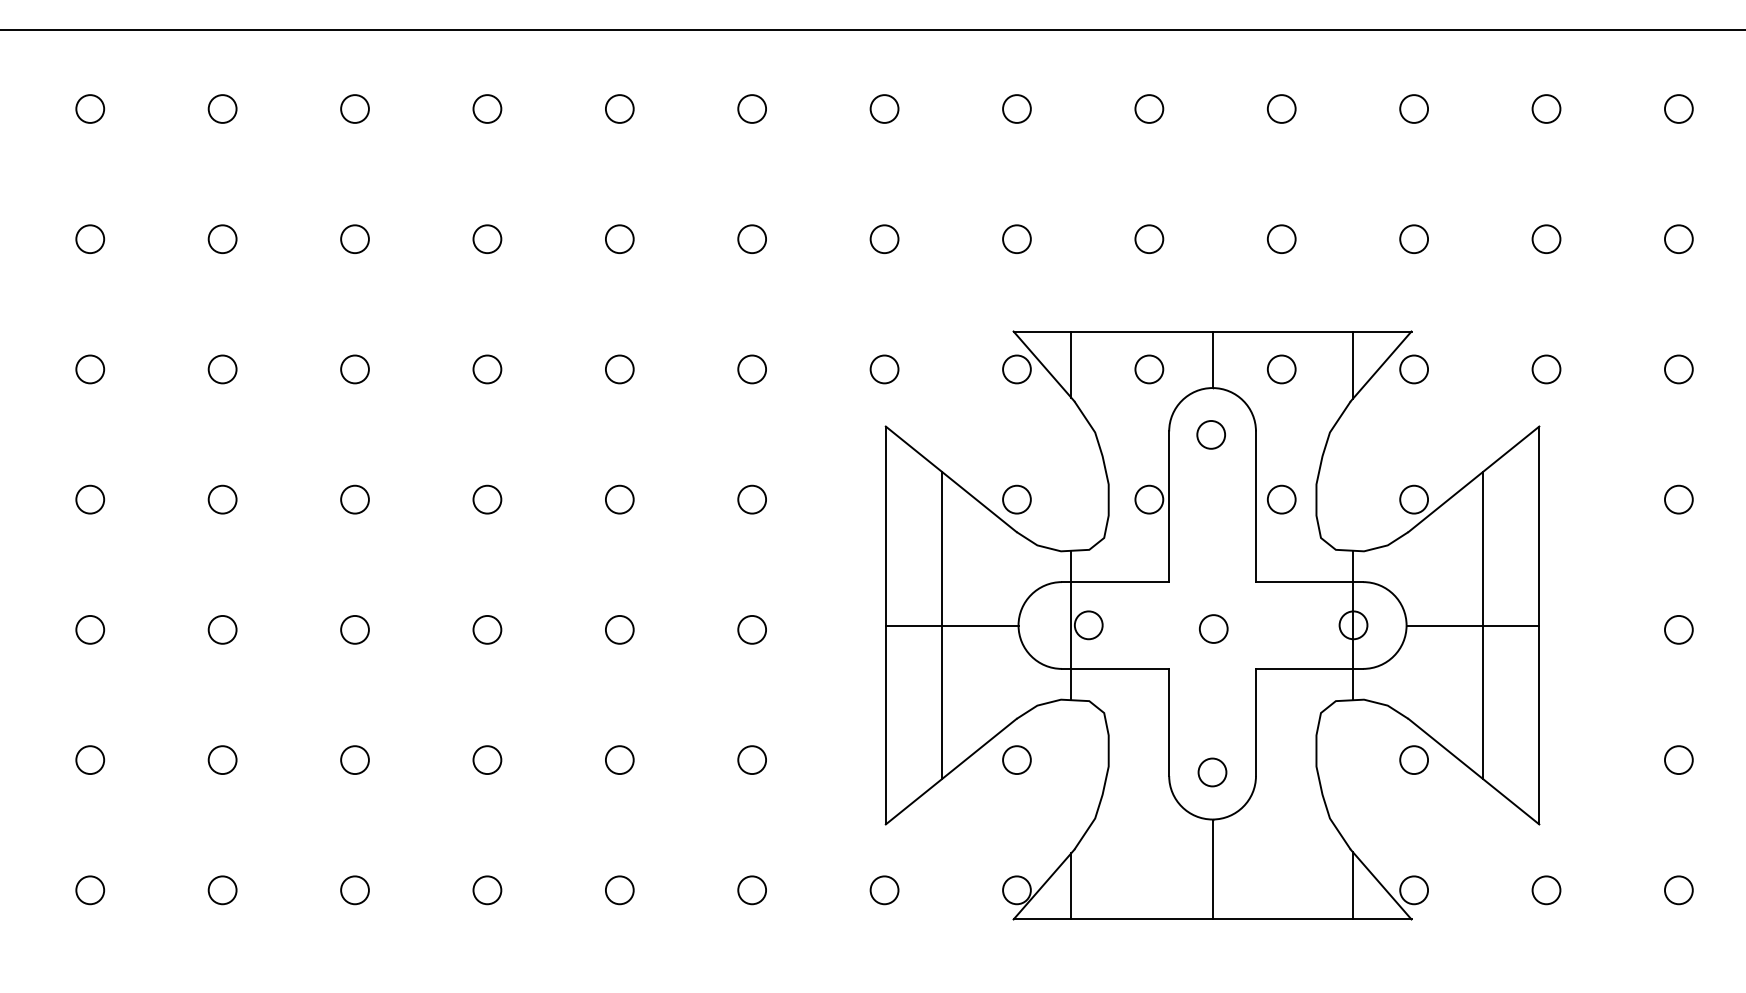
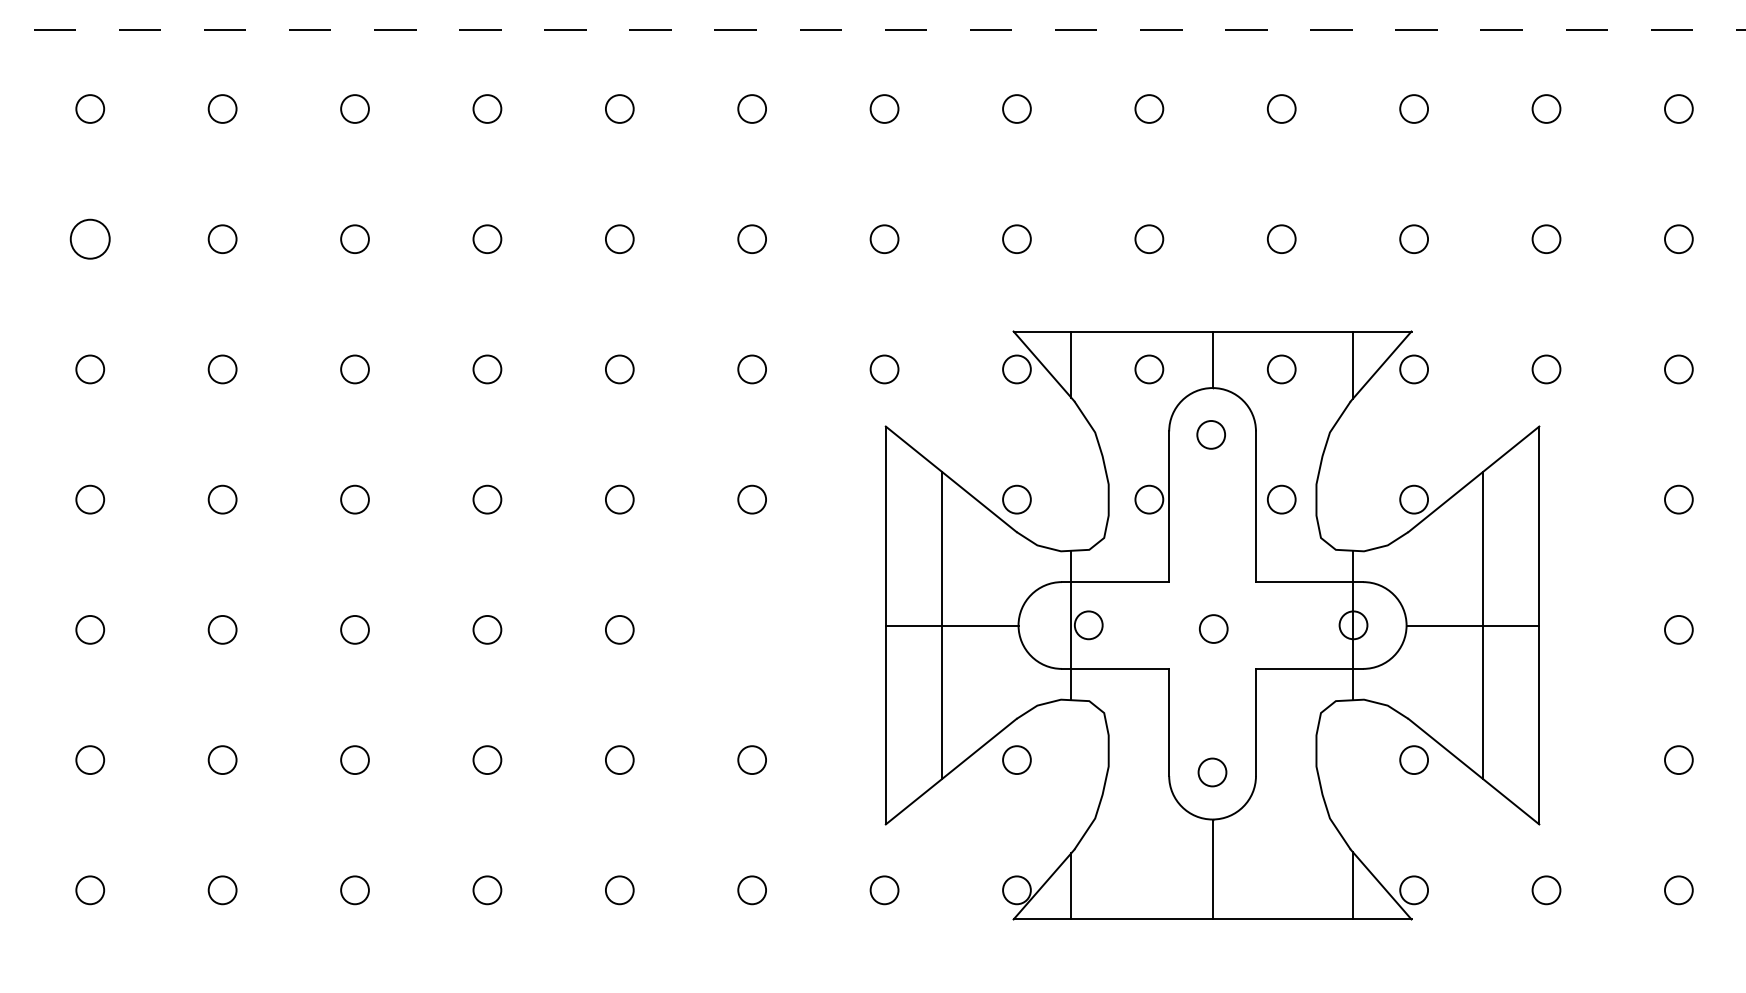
line: solid -> dashed (872, 29)
circle diameter: 28 px -> 39 px (89, 238)
circle: present -> none (751, 629)
